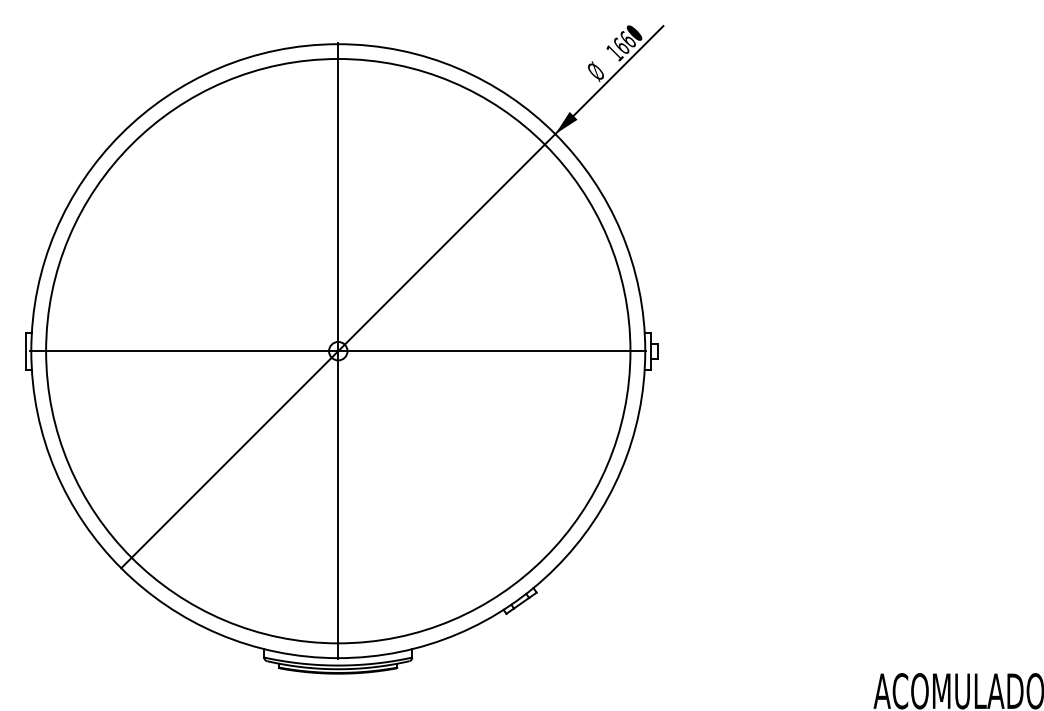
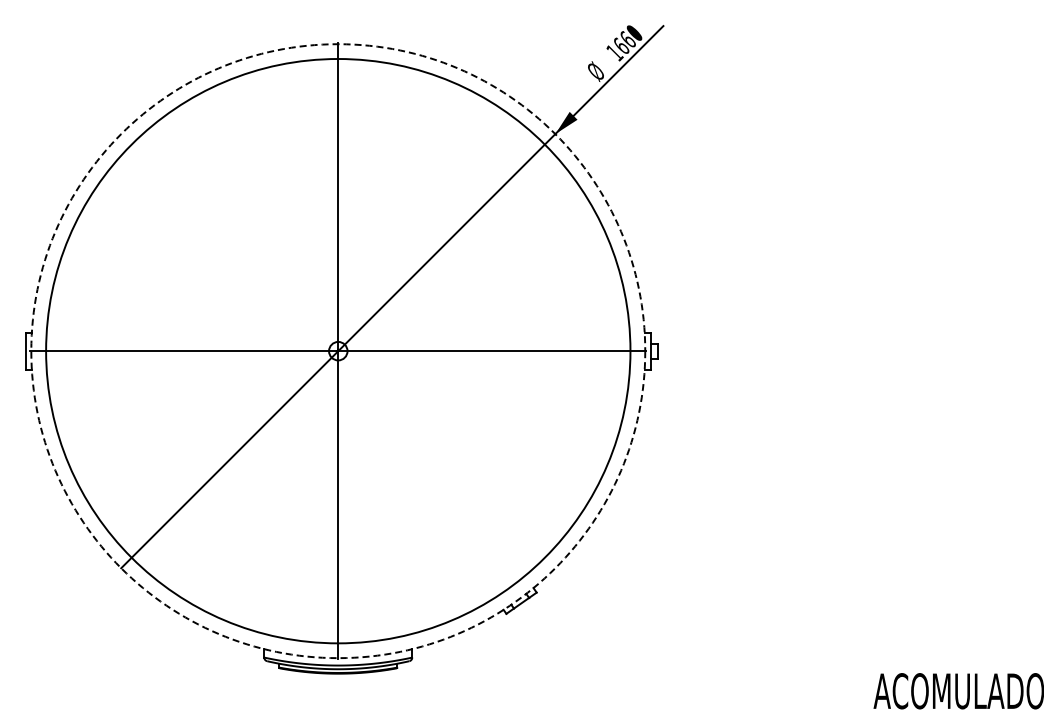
circle: solid -> dashed (338, 351)
